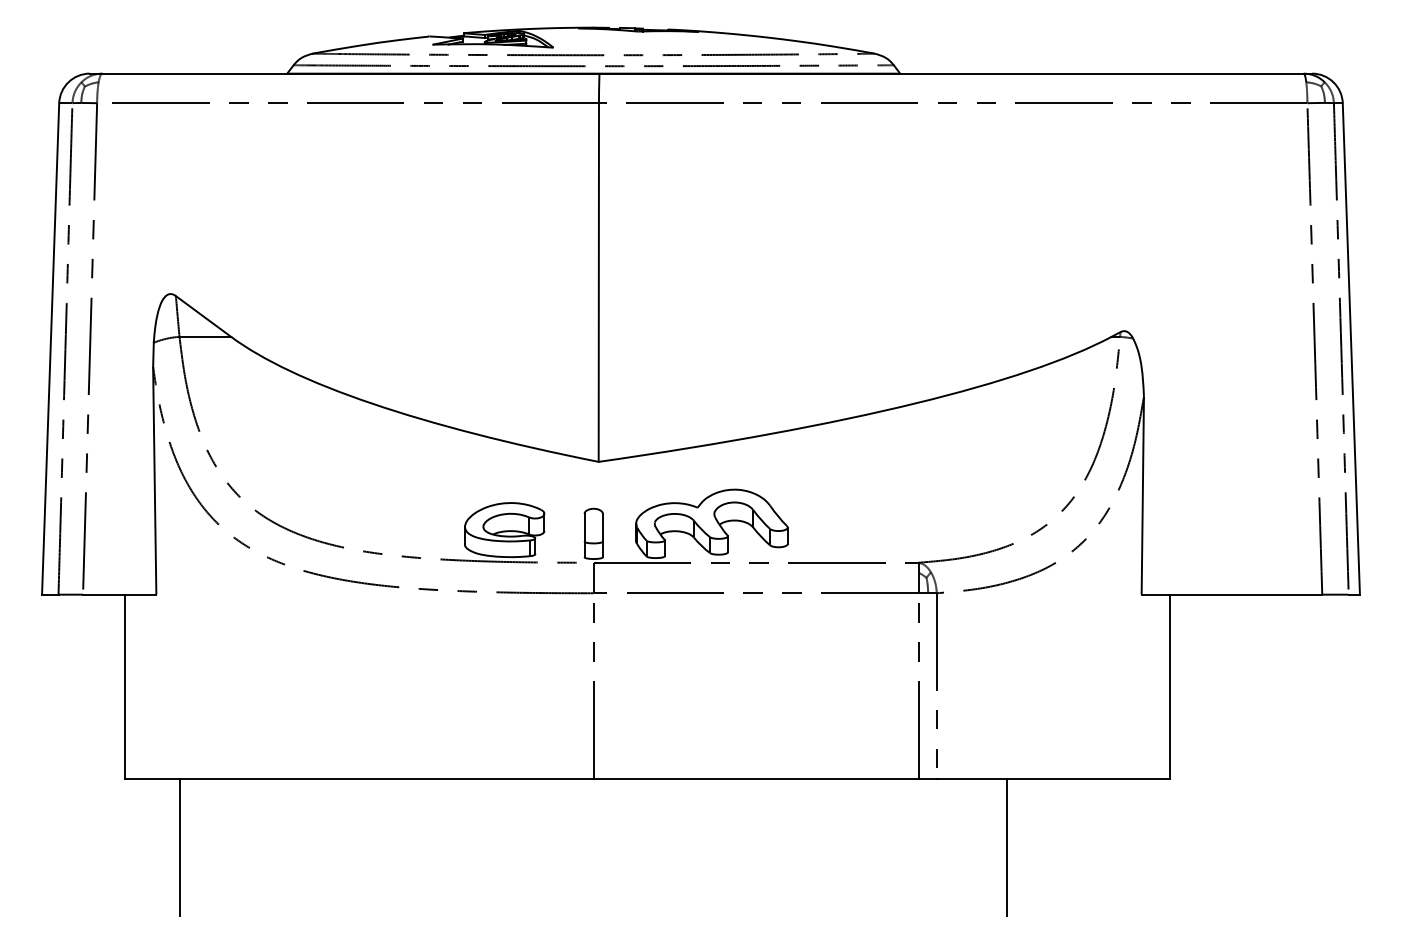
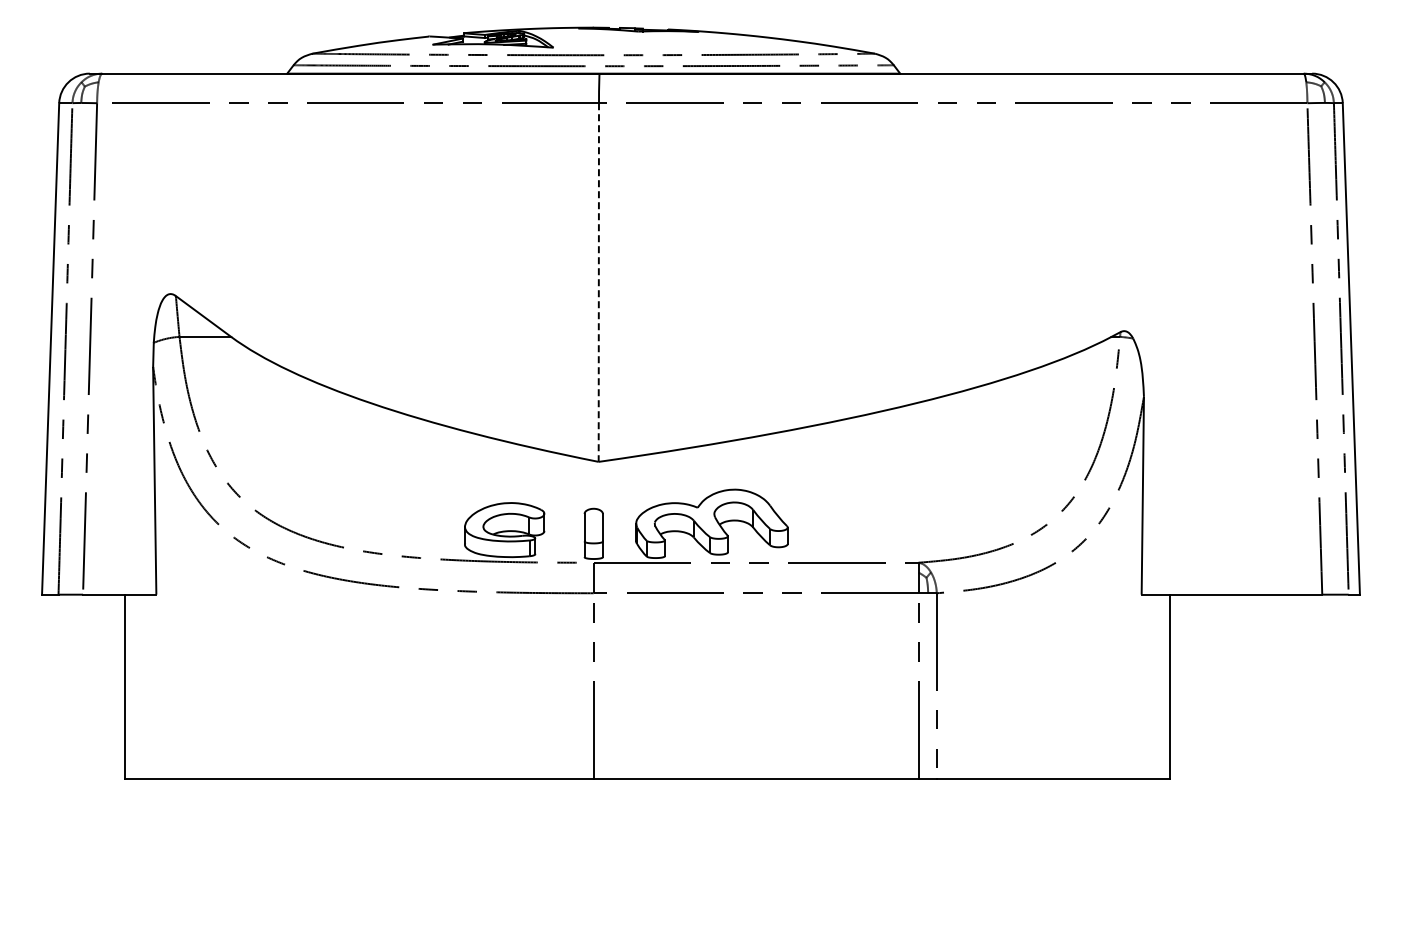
line: solid -> dashed (598, 283)
line: present -> none (179, 847)
line: present -> none (1007, 847)
